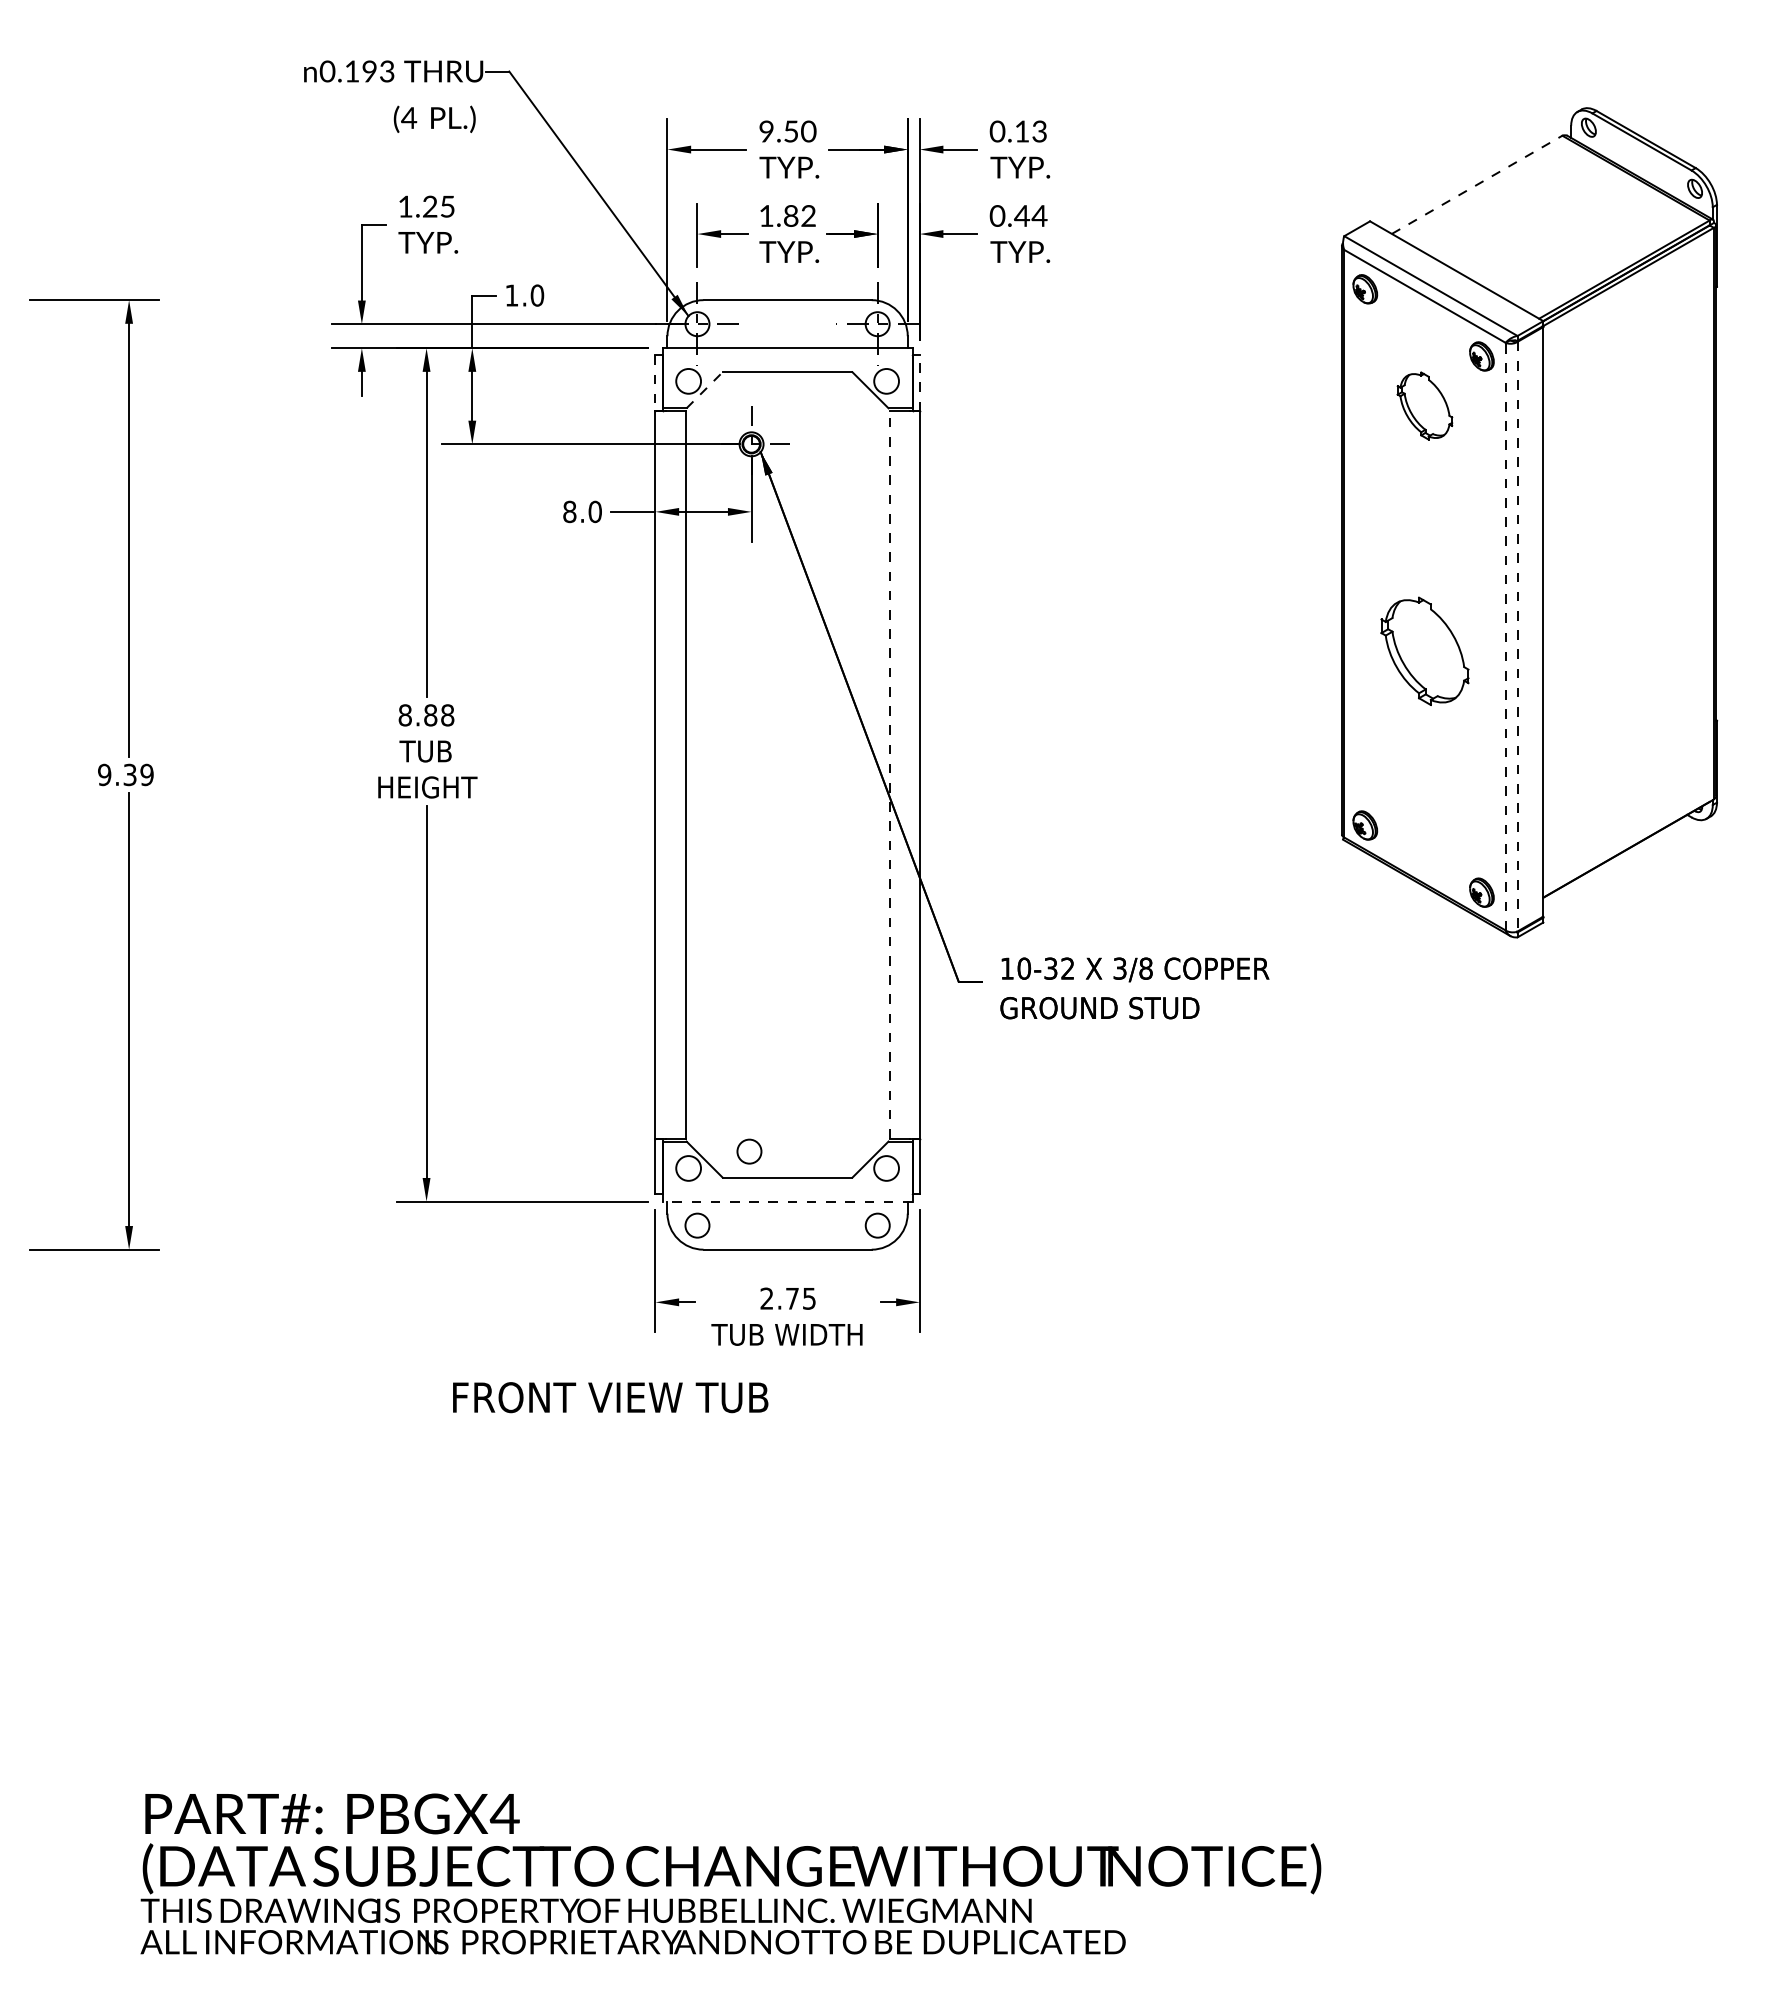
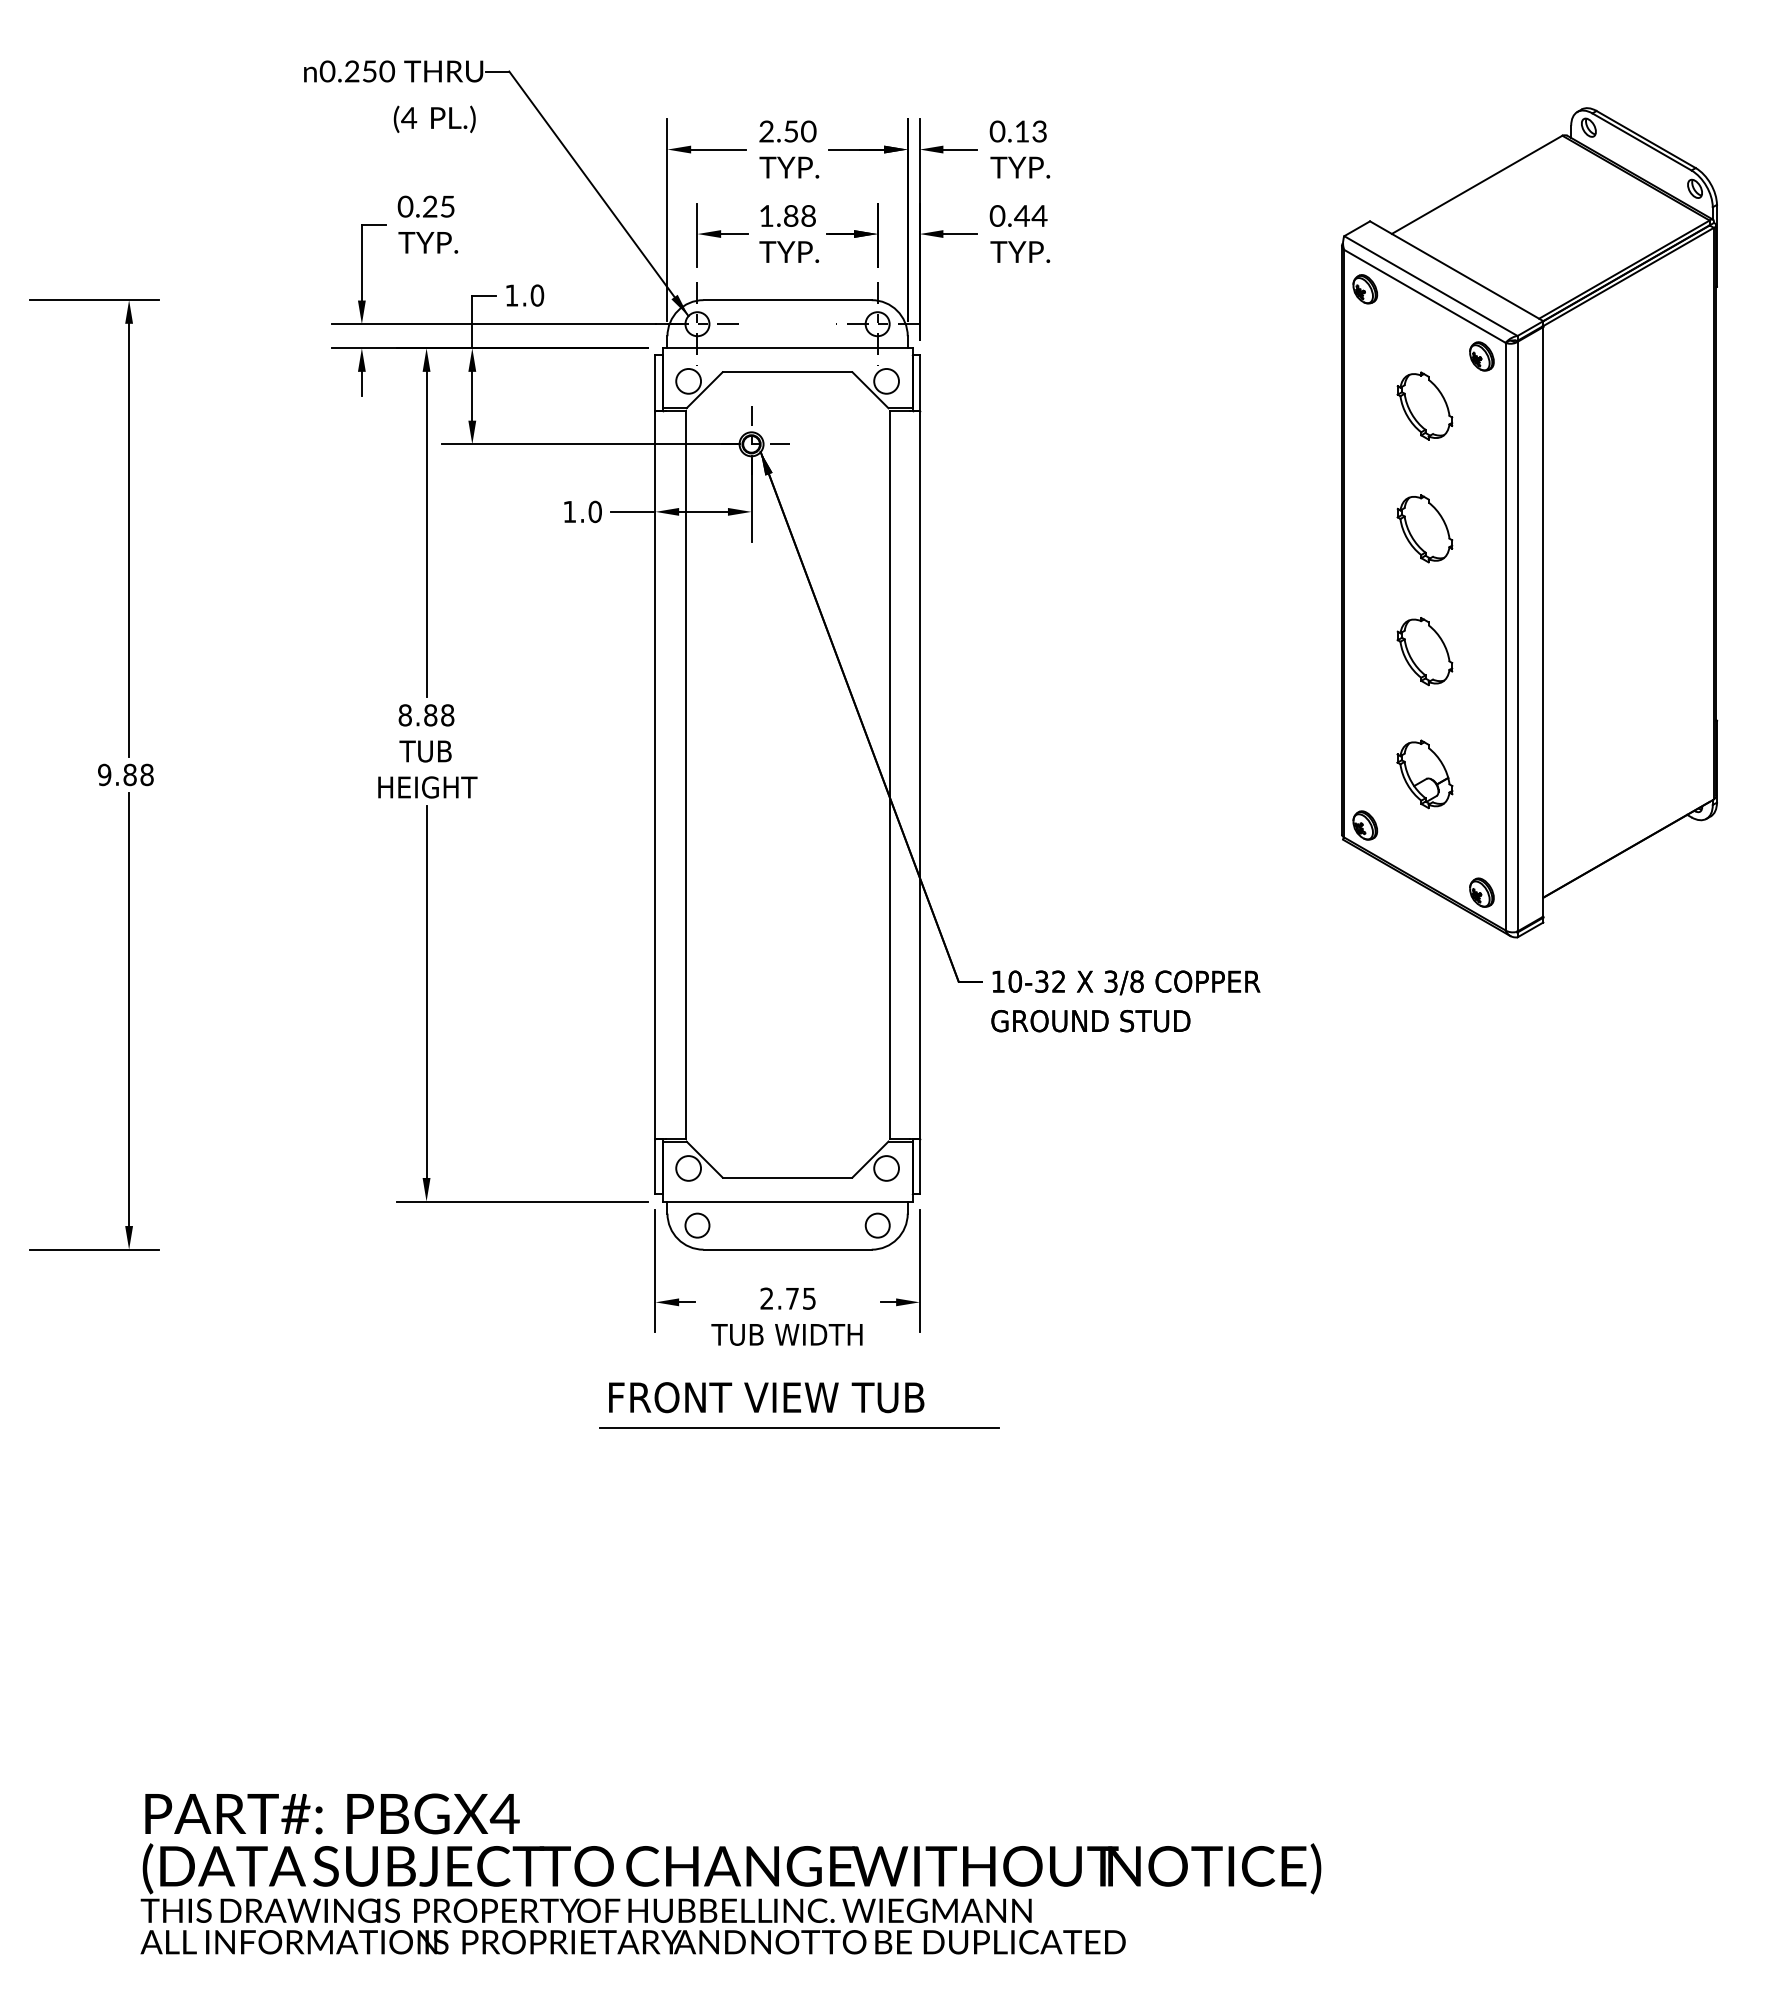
text: 0.193 -> 0.250 (370, 71)
text: 9.50 -> 2.50 (766, 131)
line: dashed -> solid (1477, 184)
text: 1.25 -> 0.25 (405, 206)
text: 1.82 -> 1.88 (808, 216)
line: dashed -> solid (655, 383)
line: dashed -> solid (919, 383)
line: dashed -> solid (704, 389)
text: 8.0 -> 1.0 (569, 511)
part: none -> present (1424, 528)
line: dashed -> solid (1505, 636)
line: dashed -> solid (1517, 636)
part size: 90x110 px -> 58x70 px (1424, 651)
text: 9.39 -> 9.88 (138, 774)
line: dashed -> solid (889, 774)
part: none -> present (1424, 774)
text position: (1134, 988) -> (1125, 1001) (1125, 1001)
circle: present -> none (749, 1151)
line: dashed -> solid (787, 1201)
text position: (610, 1397) -> (766, 1397) (766, 1397)
line: none -> present (798, 1427)
